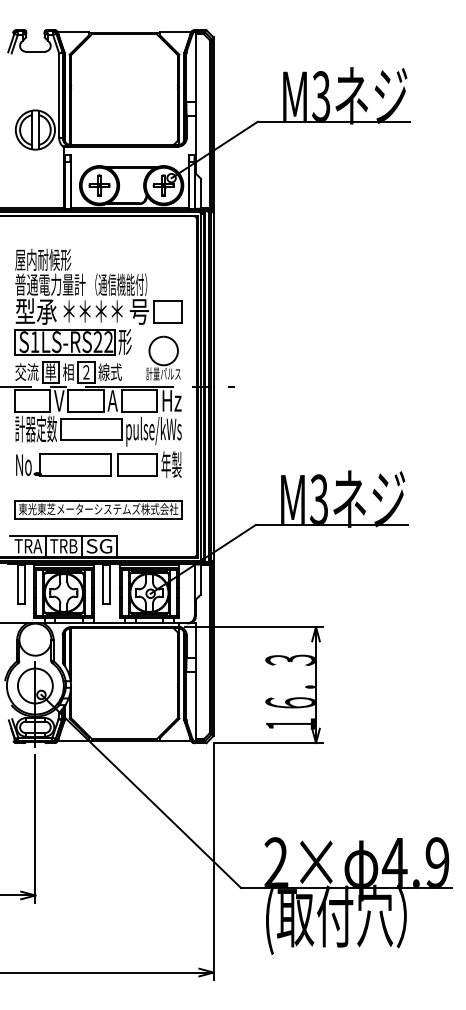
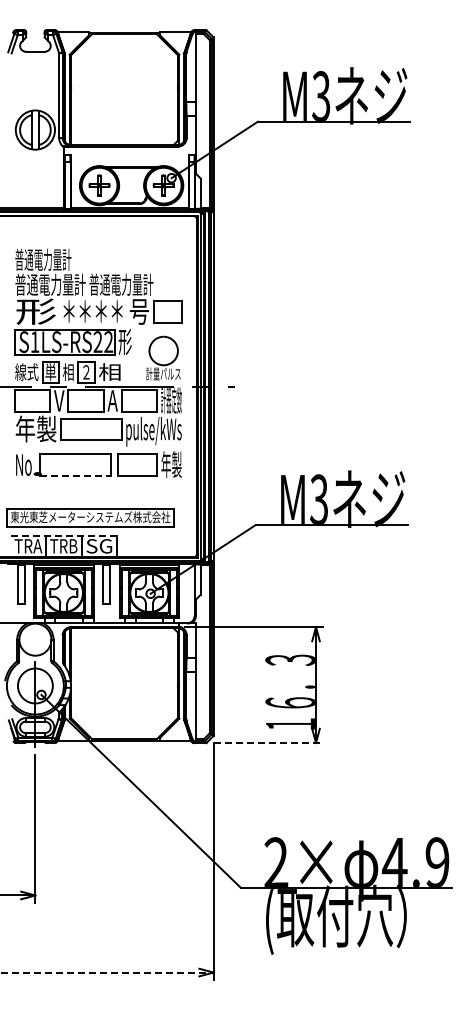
text: 屋内耐候形 -> 普通電力量計 (43, 259)
text: （通信機能付） -> 普通電力量計 (121, 284)
text: 型承 -> 形 (35, 311)
text: 交流 -> 線式 (26, 371)
text: 線式 -> 相 (109, 371)
text: Hz -> 計器定数 (171, 400)
text: 計器定数 -> 年製 (35, 428)
line: solid -> dashed (75, 475)
part position: (98, 509) -> (90, 517) (90, 517)
line: solid -> dashed (63, 535)
line: solid -> dashed (268, 743)
line: solid -> dashed (106, 972)
